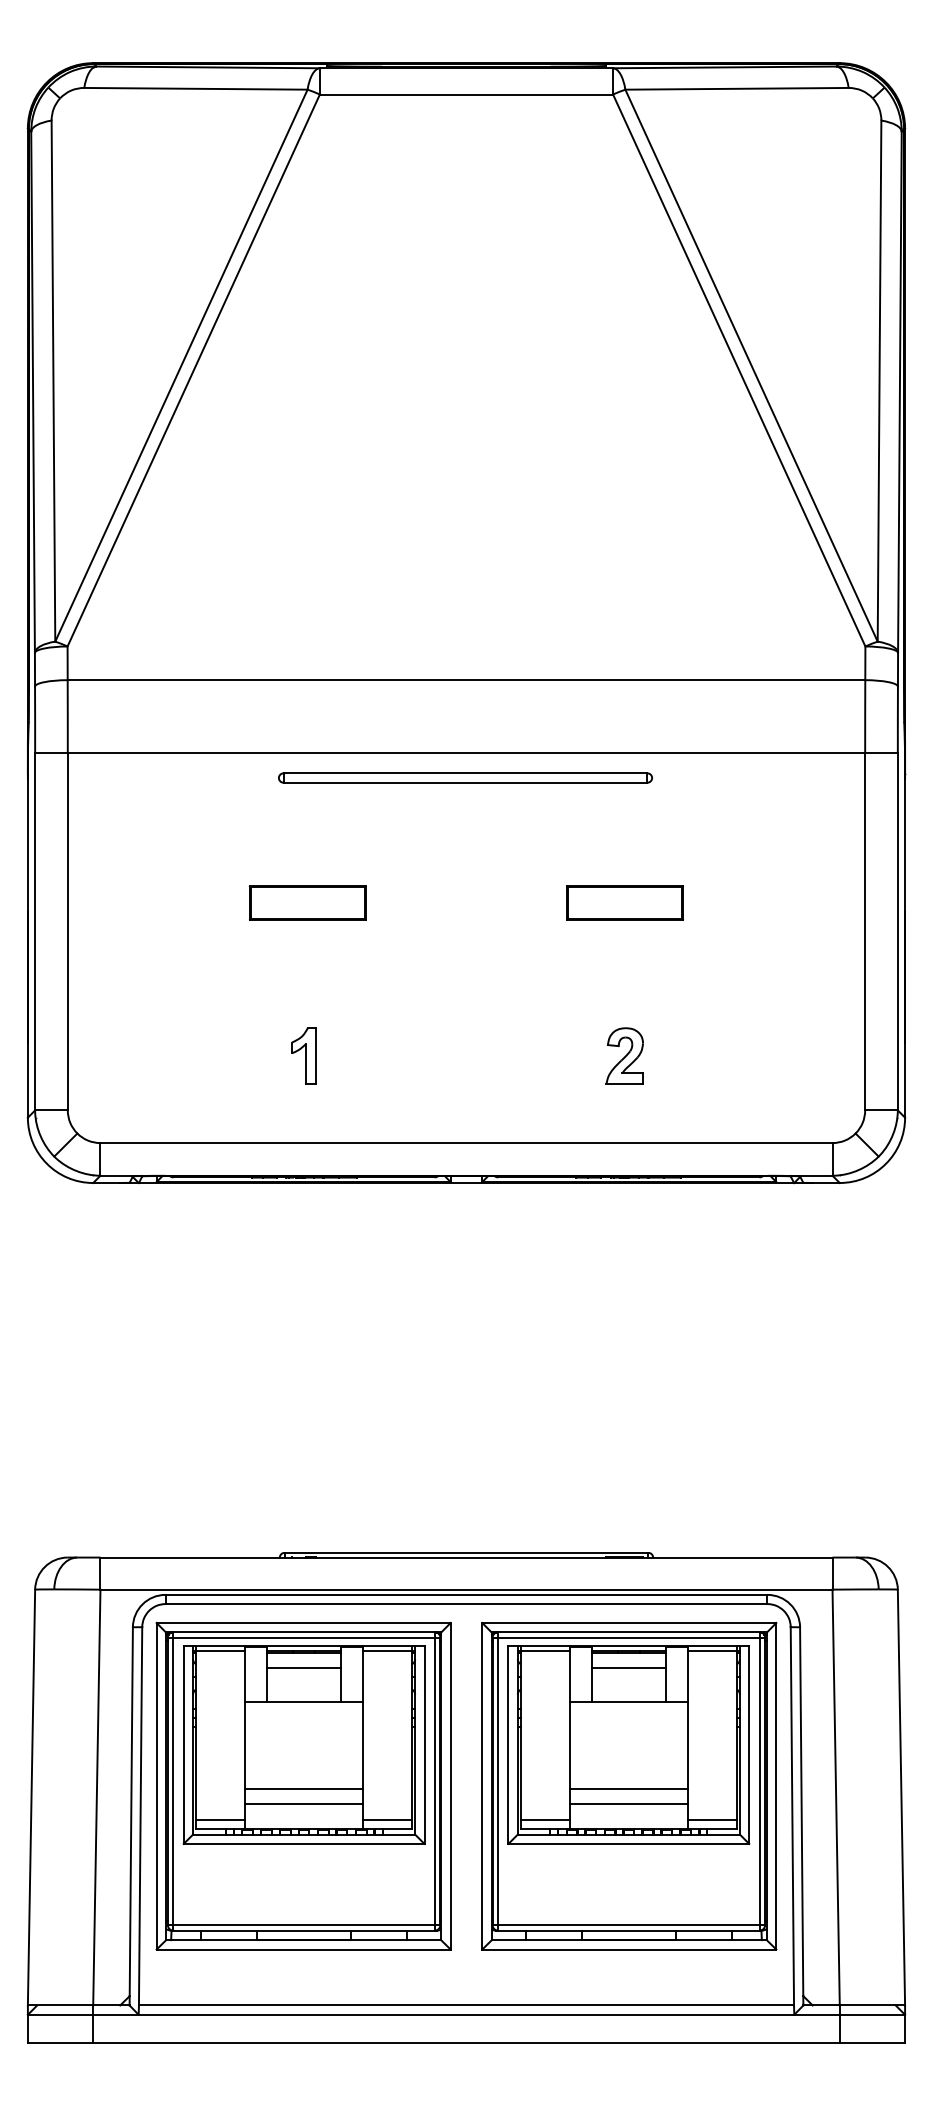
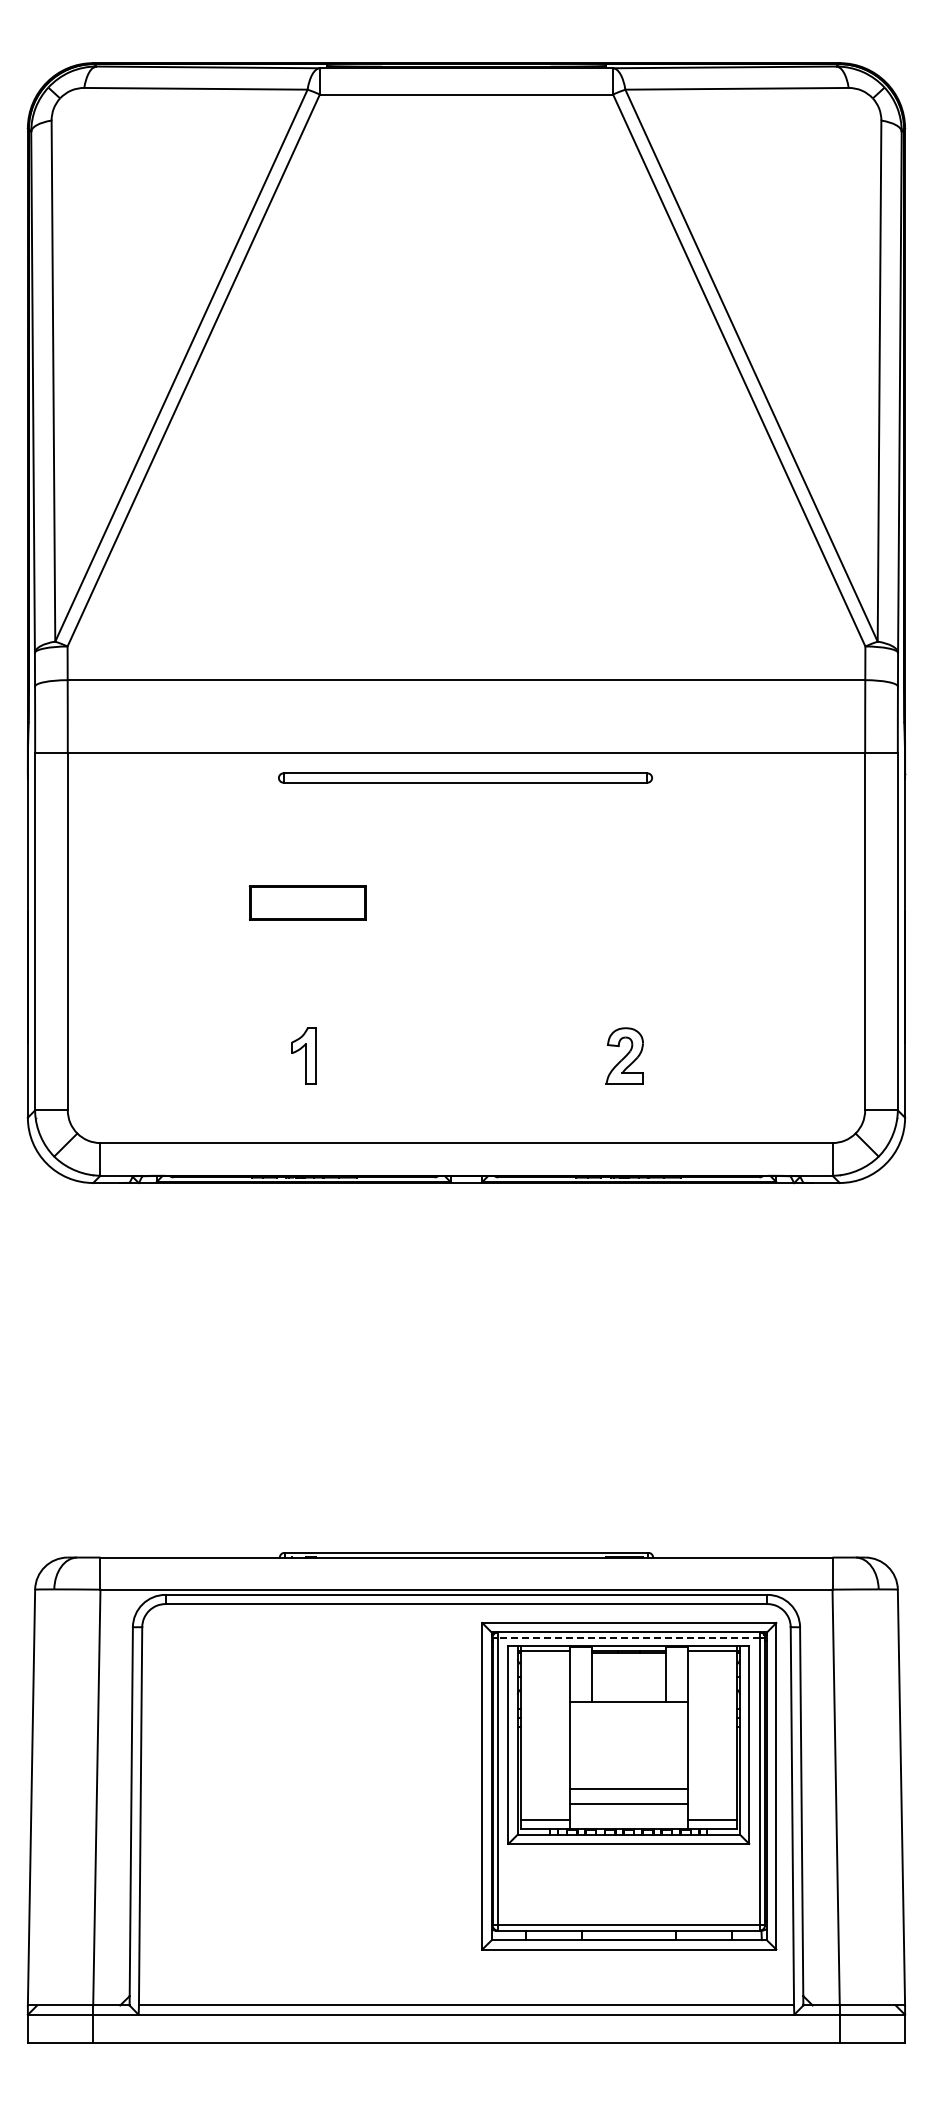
part: present -> none (625, 902)
line: solid -> dashed (628, 1637)
line: present -> none (628, 1667)
part: present -> none (303, 1785)
